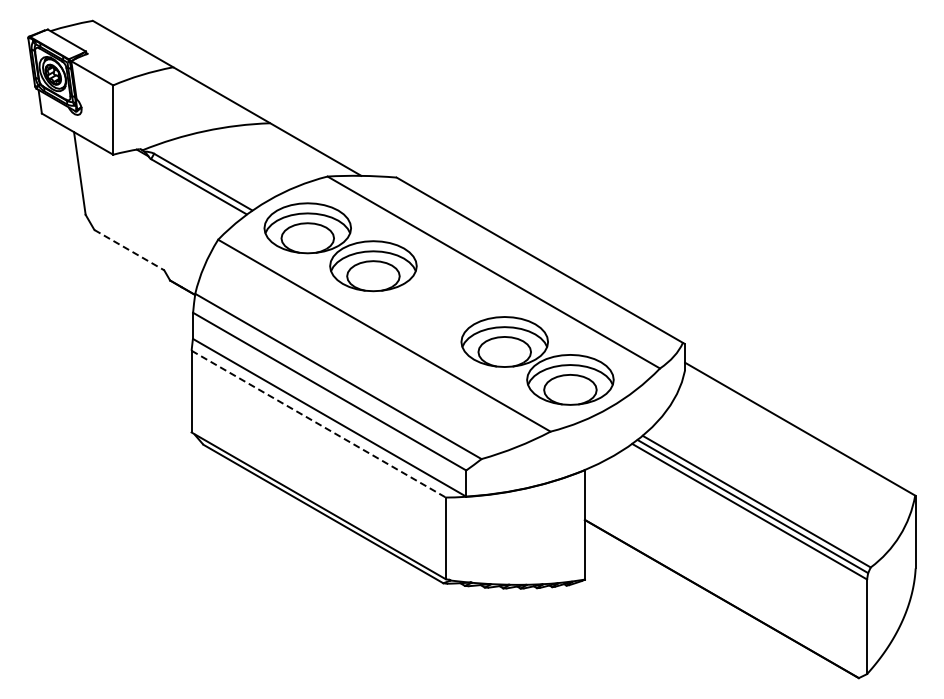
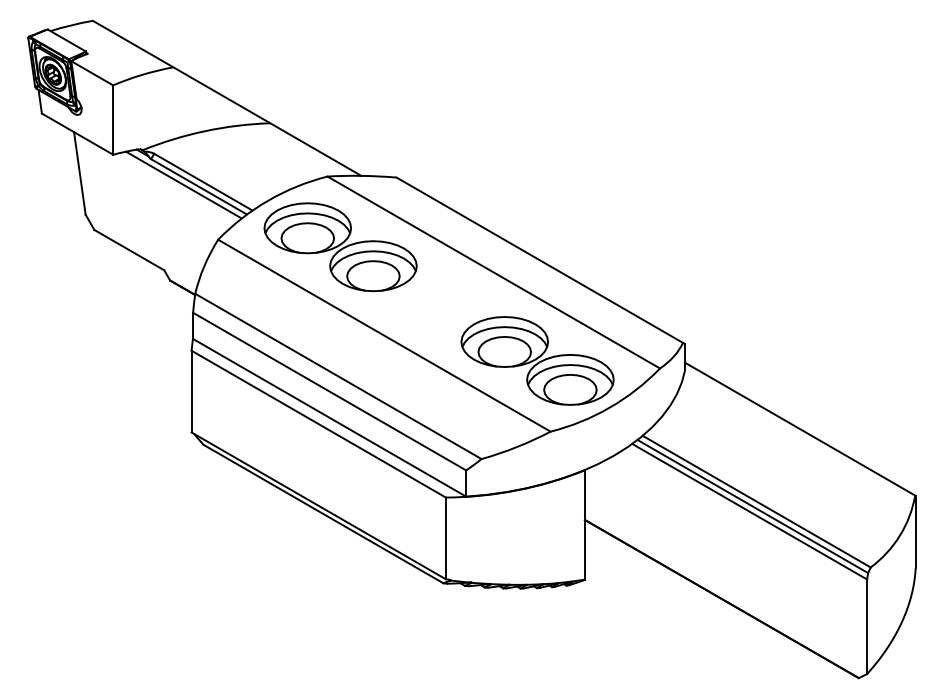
line: none -> present (183, 184)
line: dashed -> solid (129, 250)
line: dashed -> solid (318, 424)
